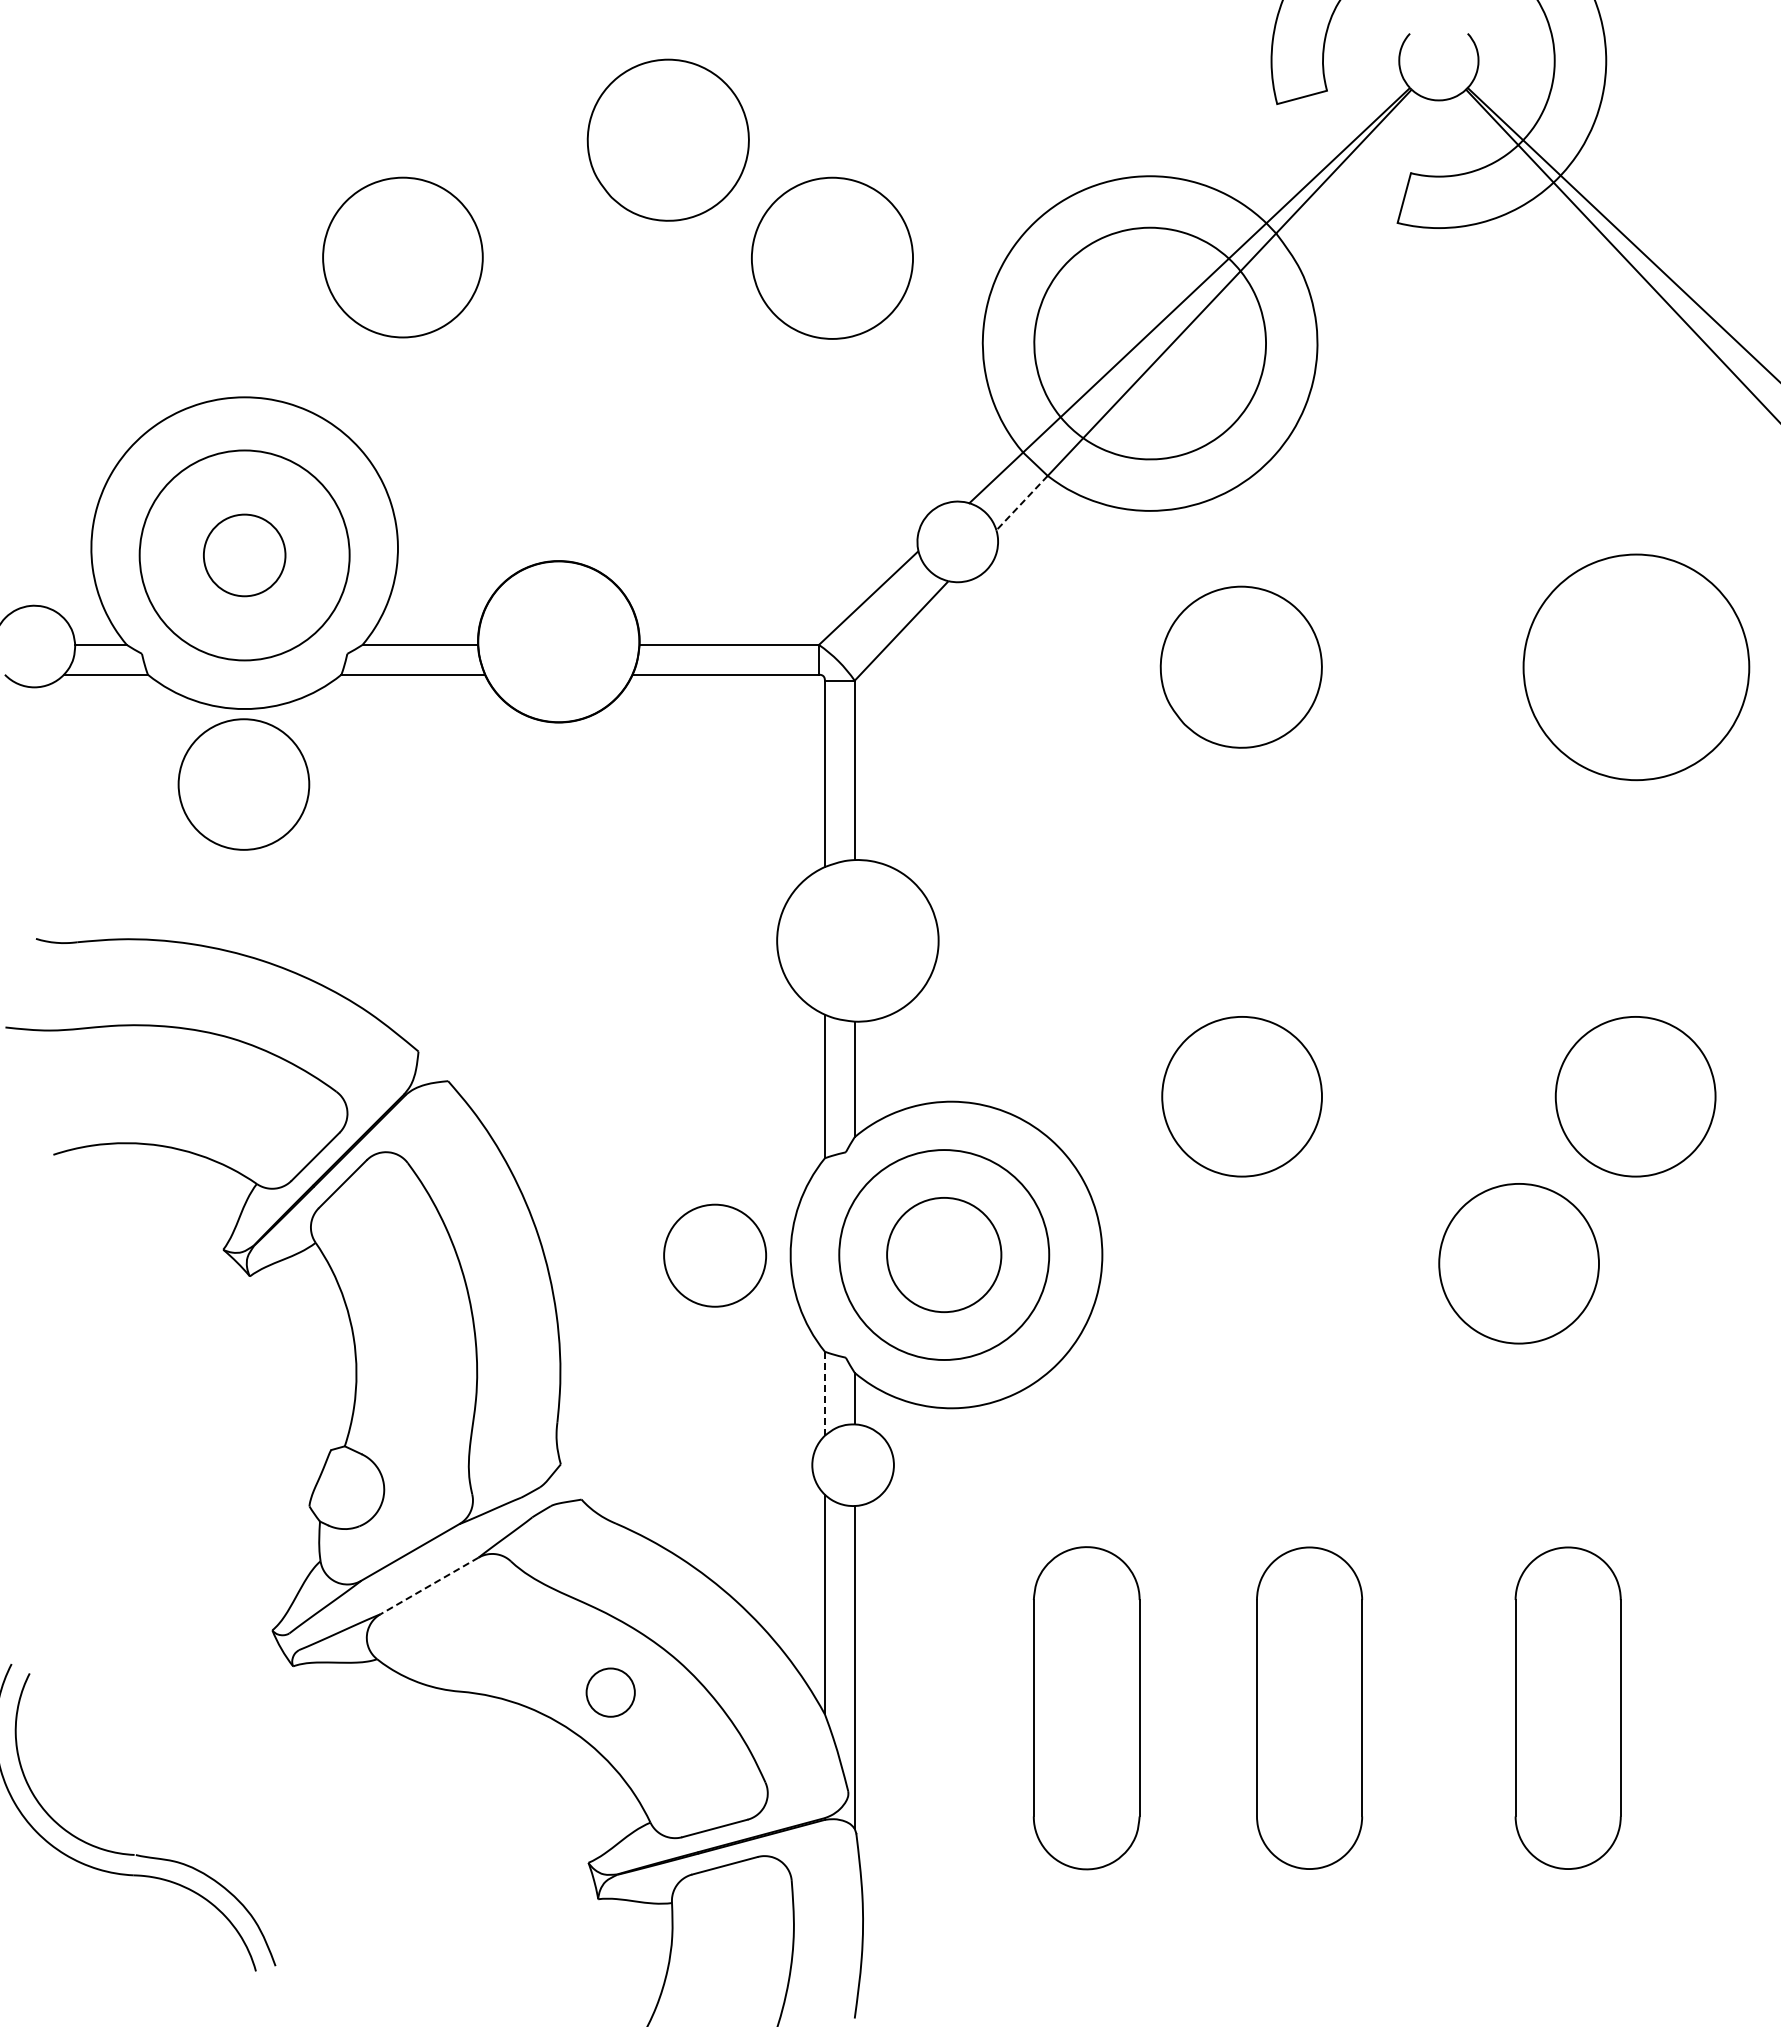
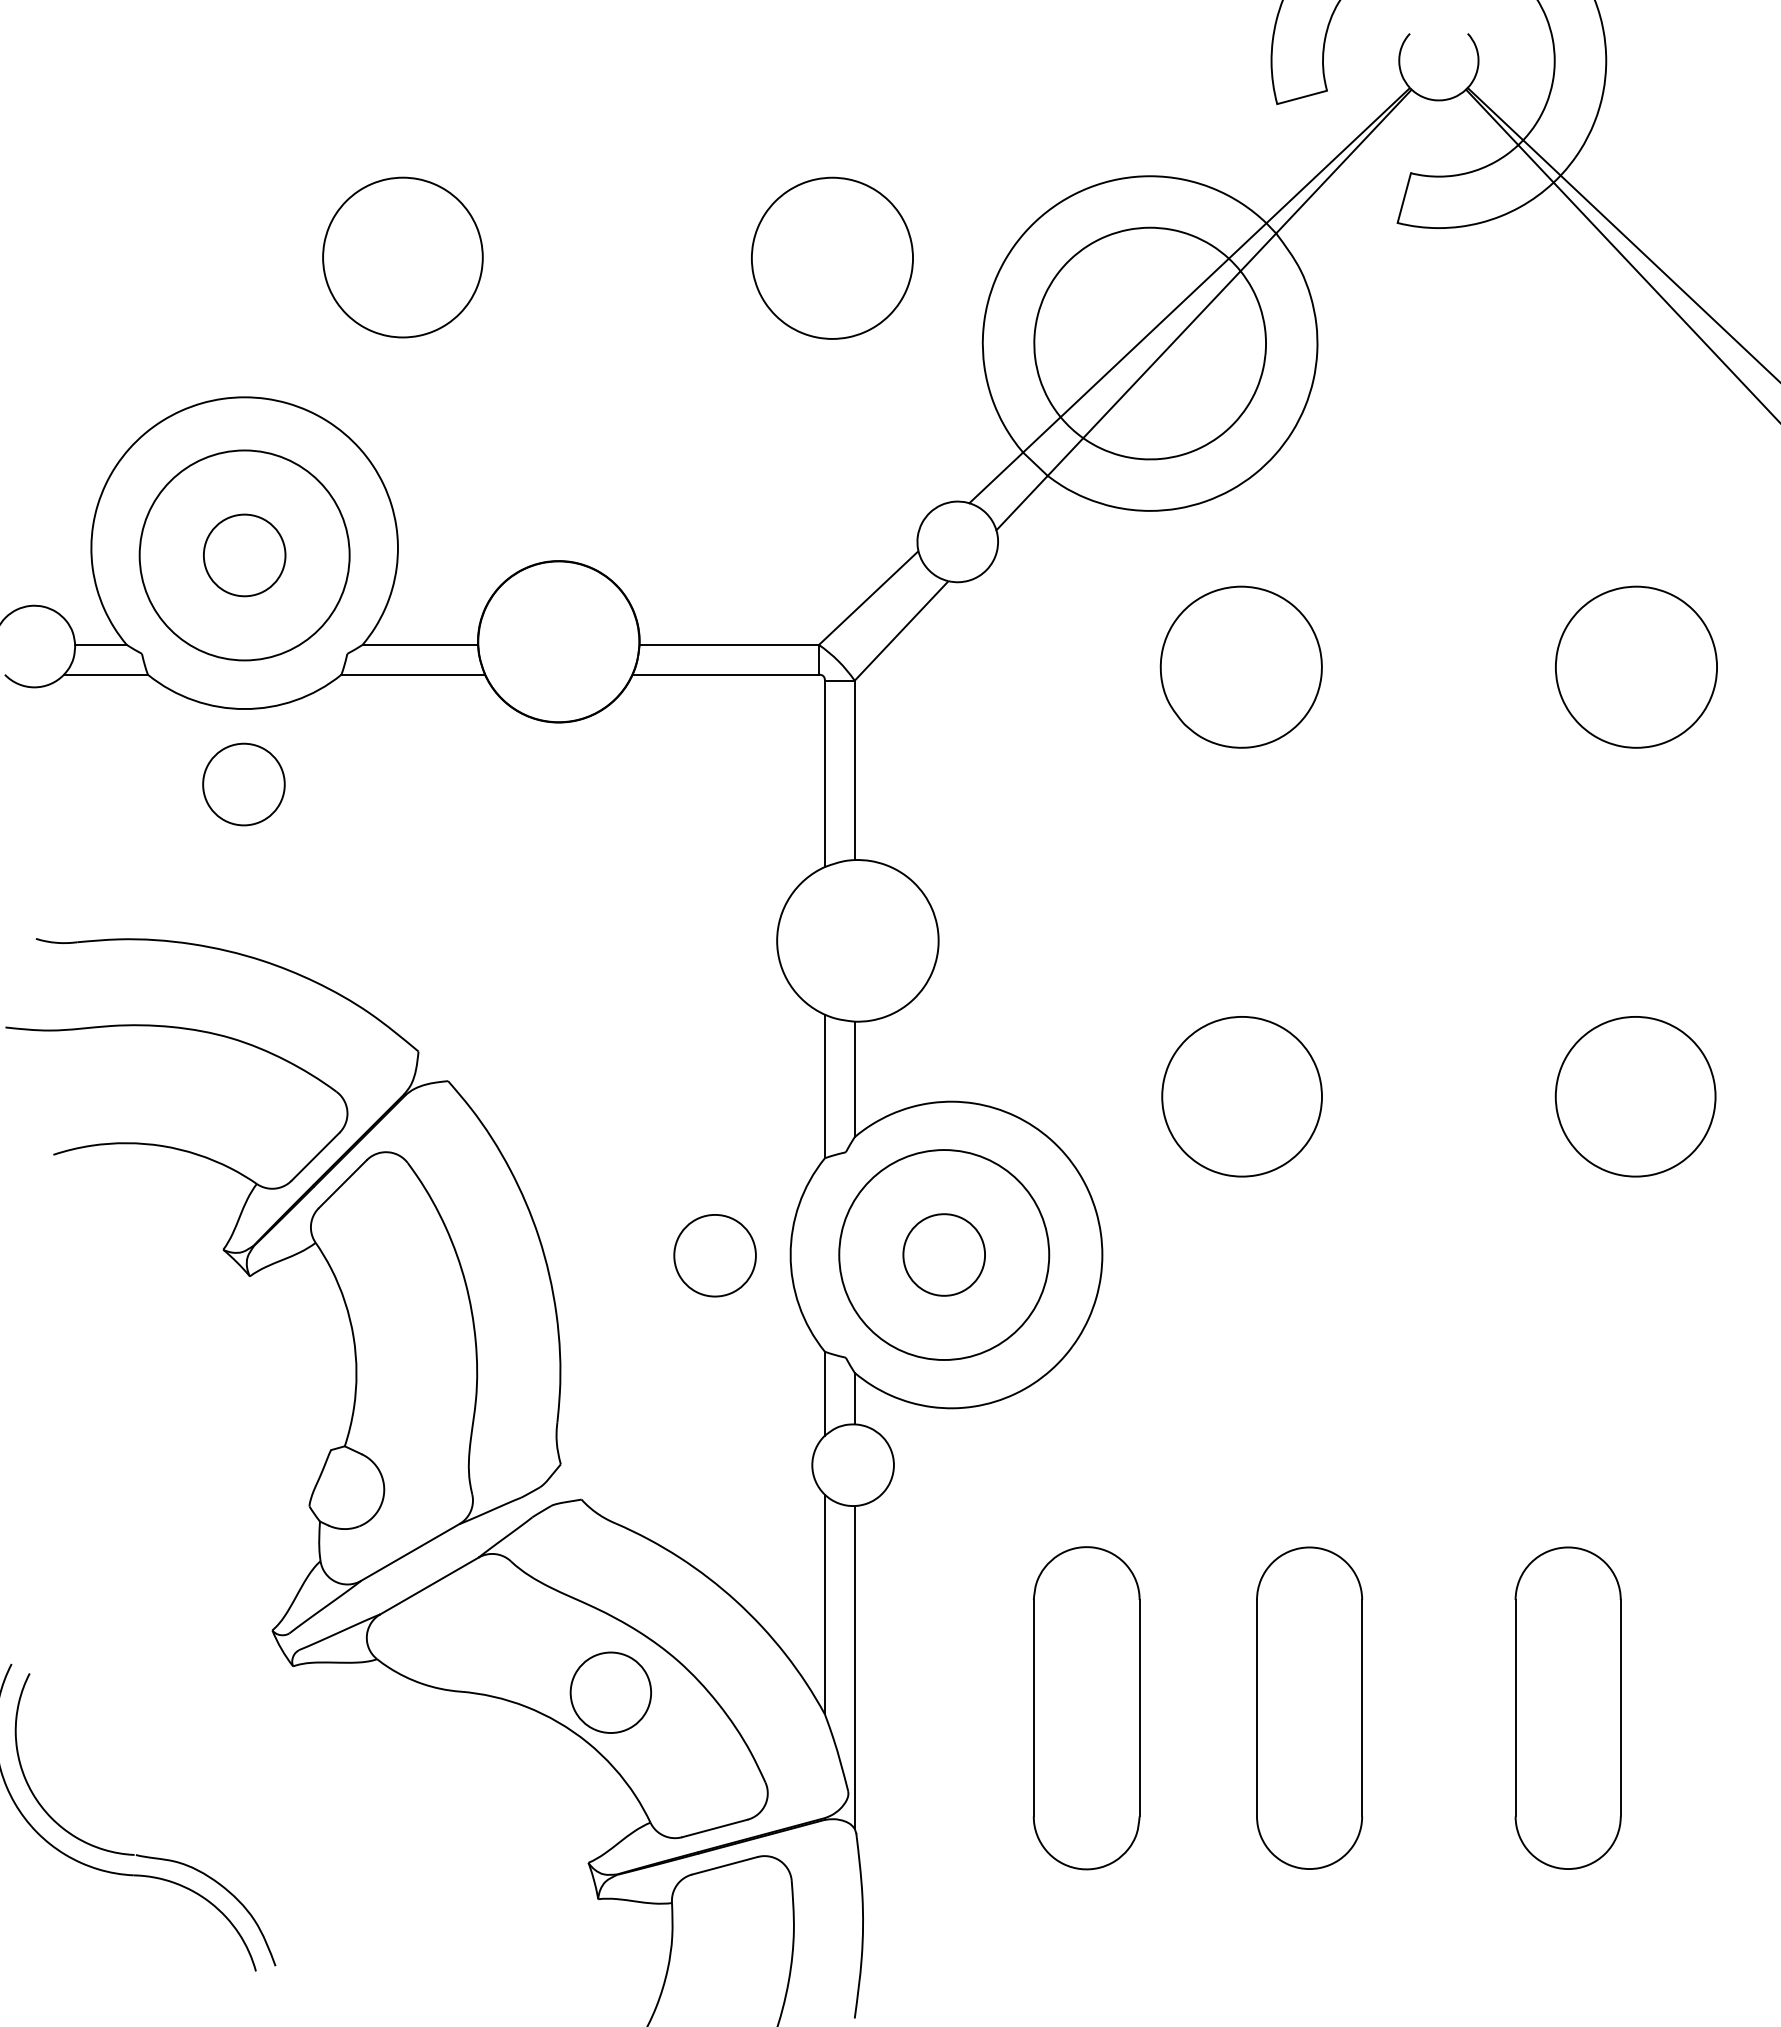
part: present -> none (667, 139)
line: dashed -> solid (1021, 503)
part size: 229x229 px -> 163x164 px (1636, 666)
circle diameter: 131 px -> 82 px (243, 784)
circle diameter: 114 px -> 82 px (944, 1254)
circle diameter: 102 px -> 82 px (714, 1255)
part: present -> none (1518, 1263)
line: dashed -> solid (824, 1393)
line: dashed -> solid (429, 1585)
circle size: 51x51 px -> 83x83 px (610, 1692)
